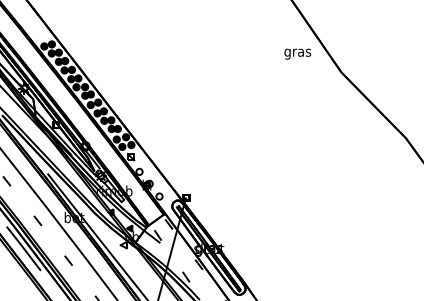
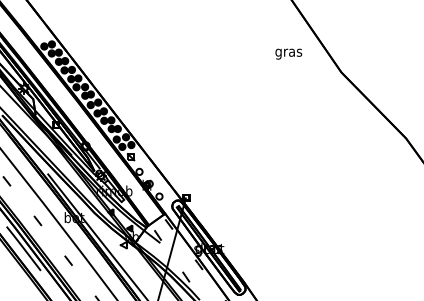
text position: (297, 53) -> (288, 53) (288, 53)
